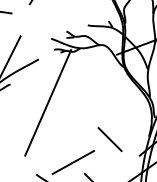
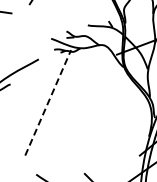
line: present -> none (11, 54)
line: solid -> dashed (48, 102)
line: present -> none (109, 139)
line: present -> none (73, 162)
